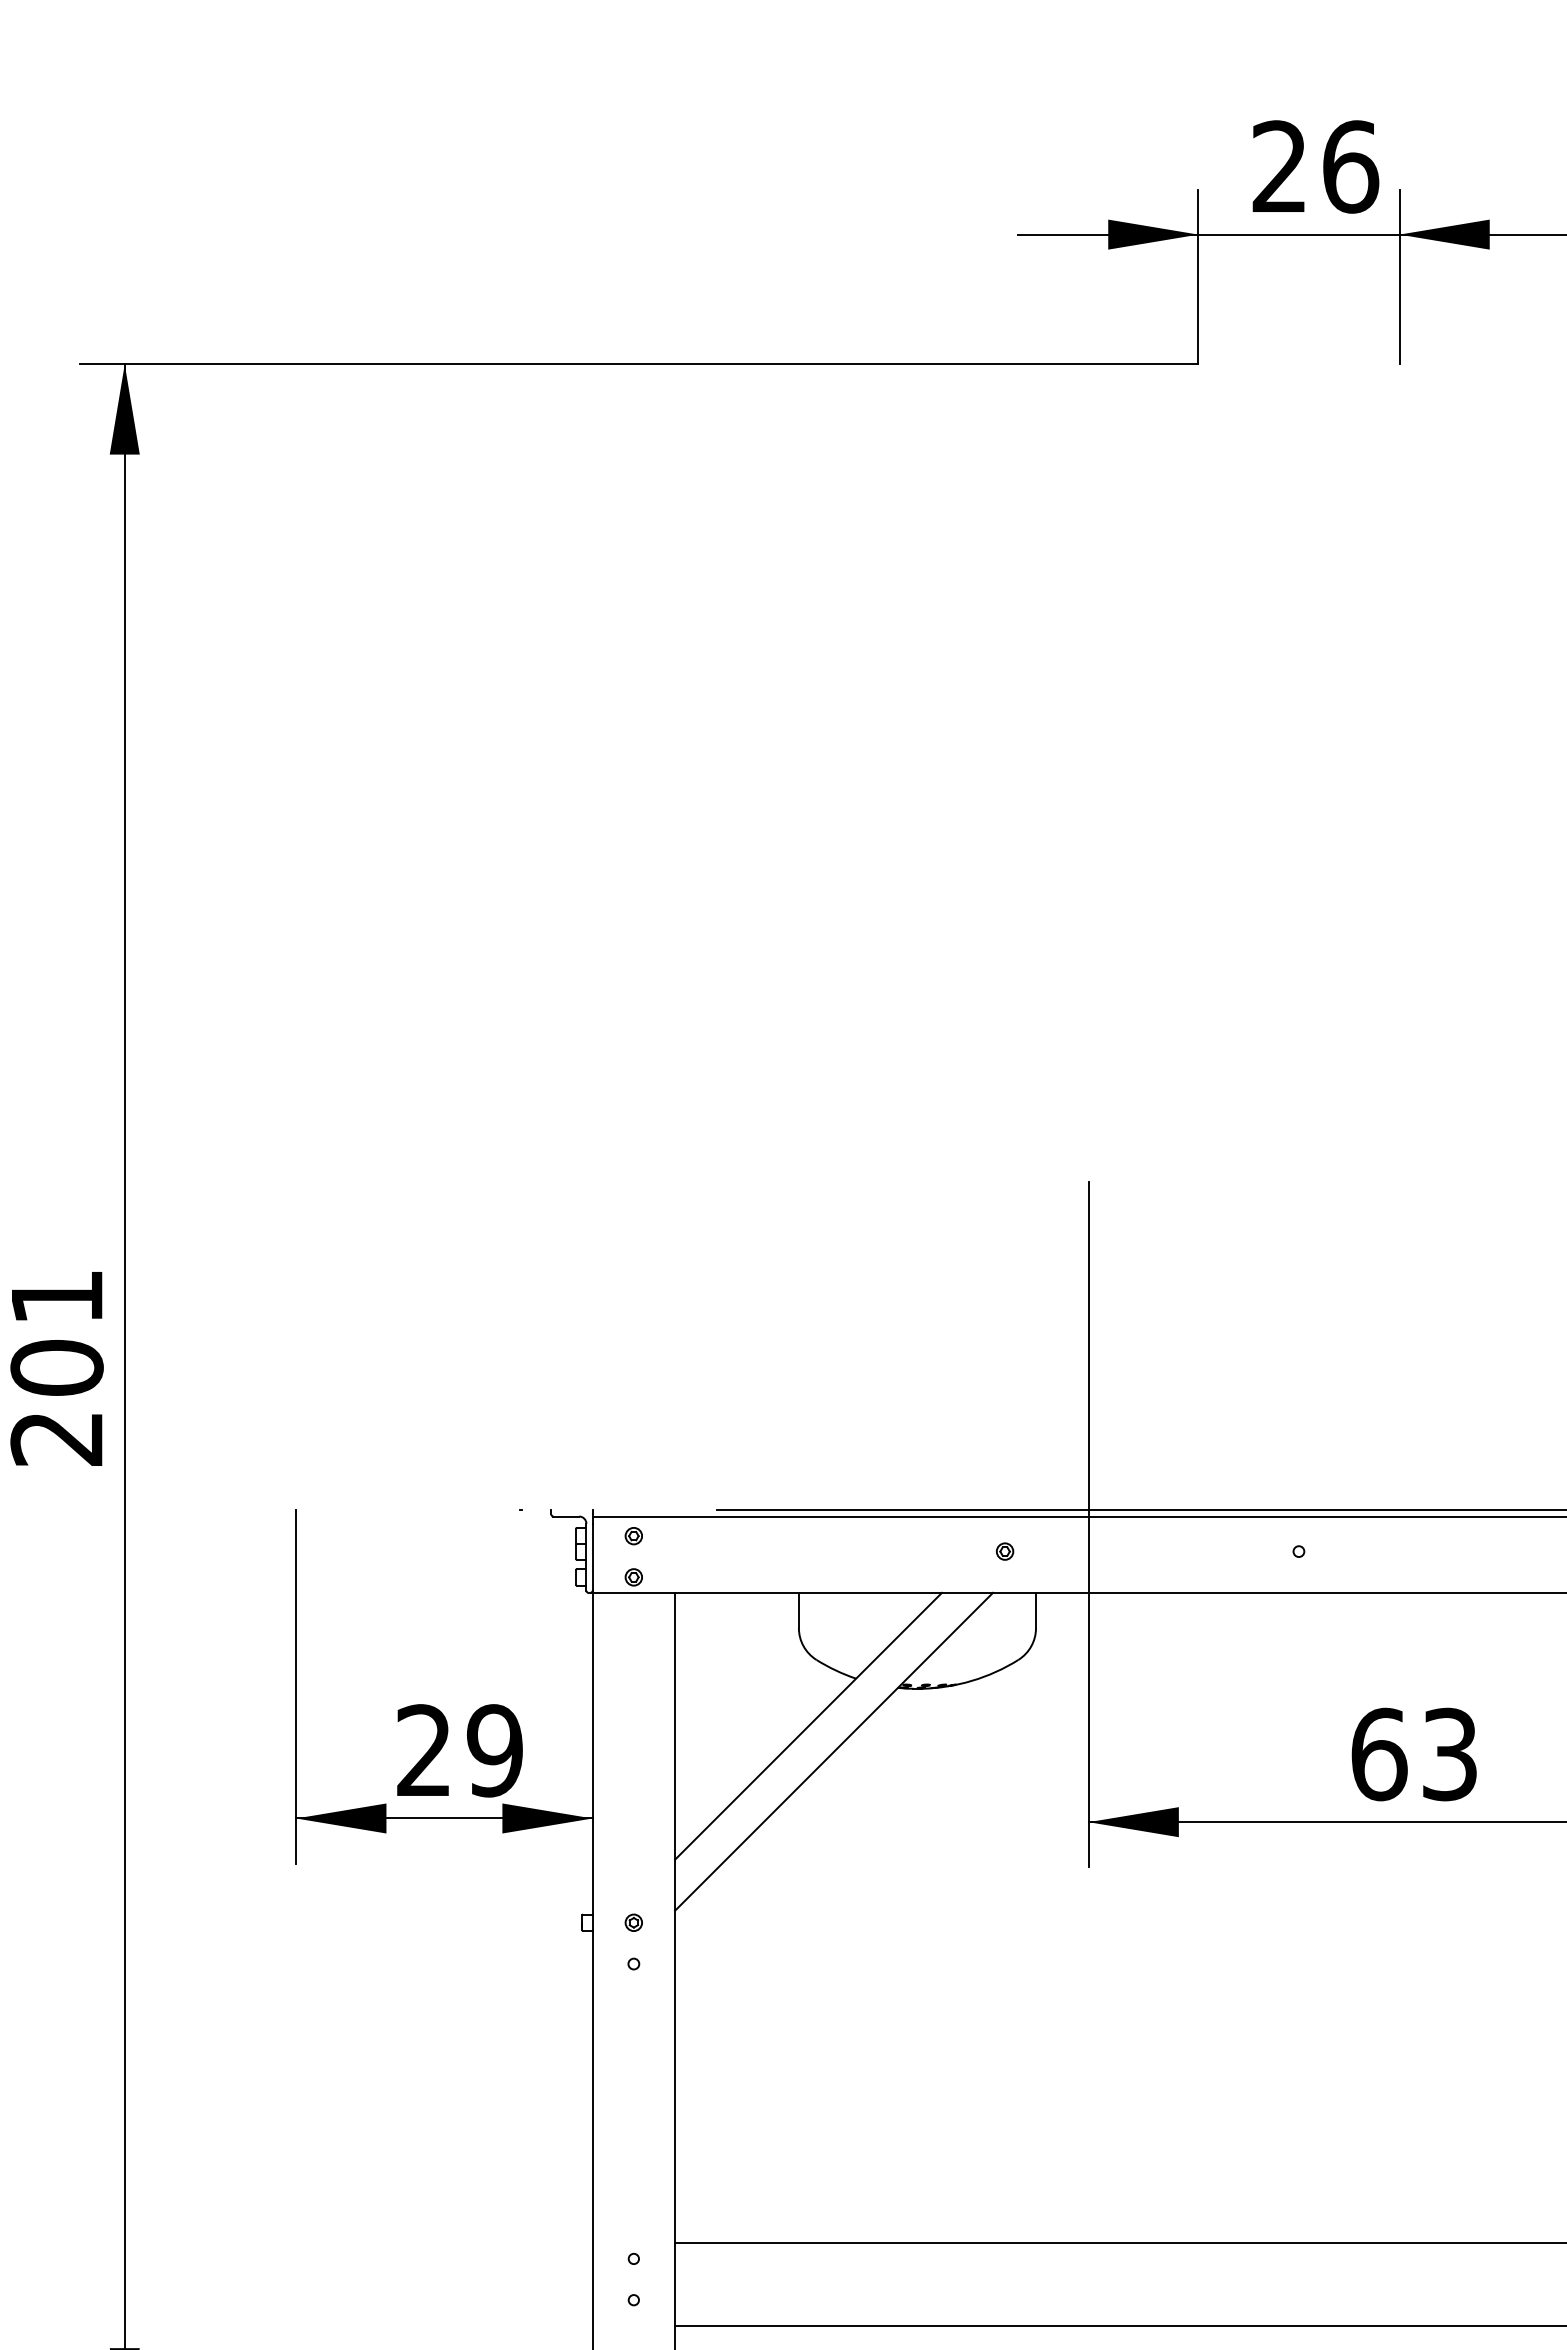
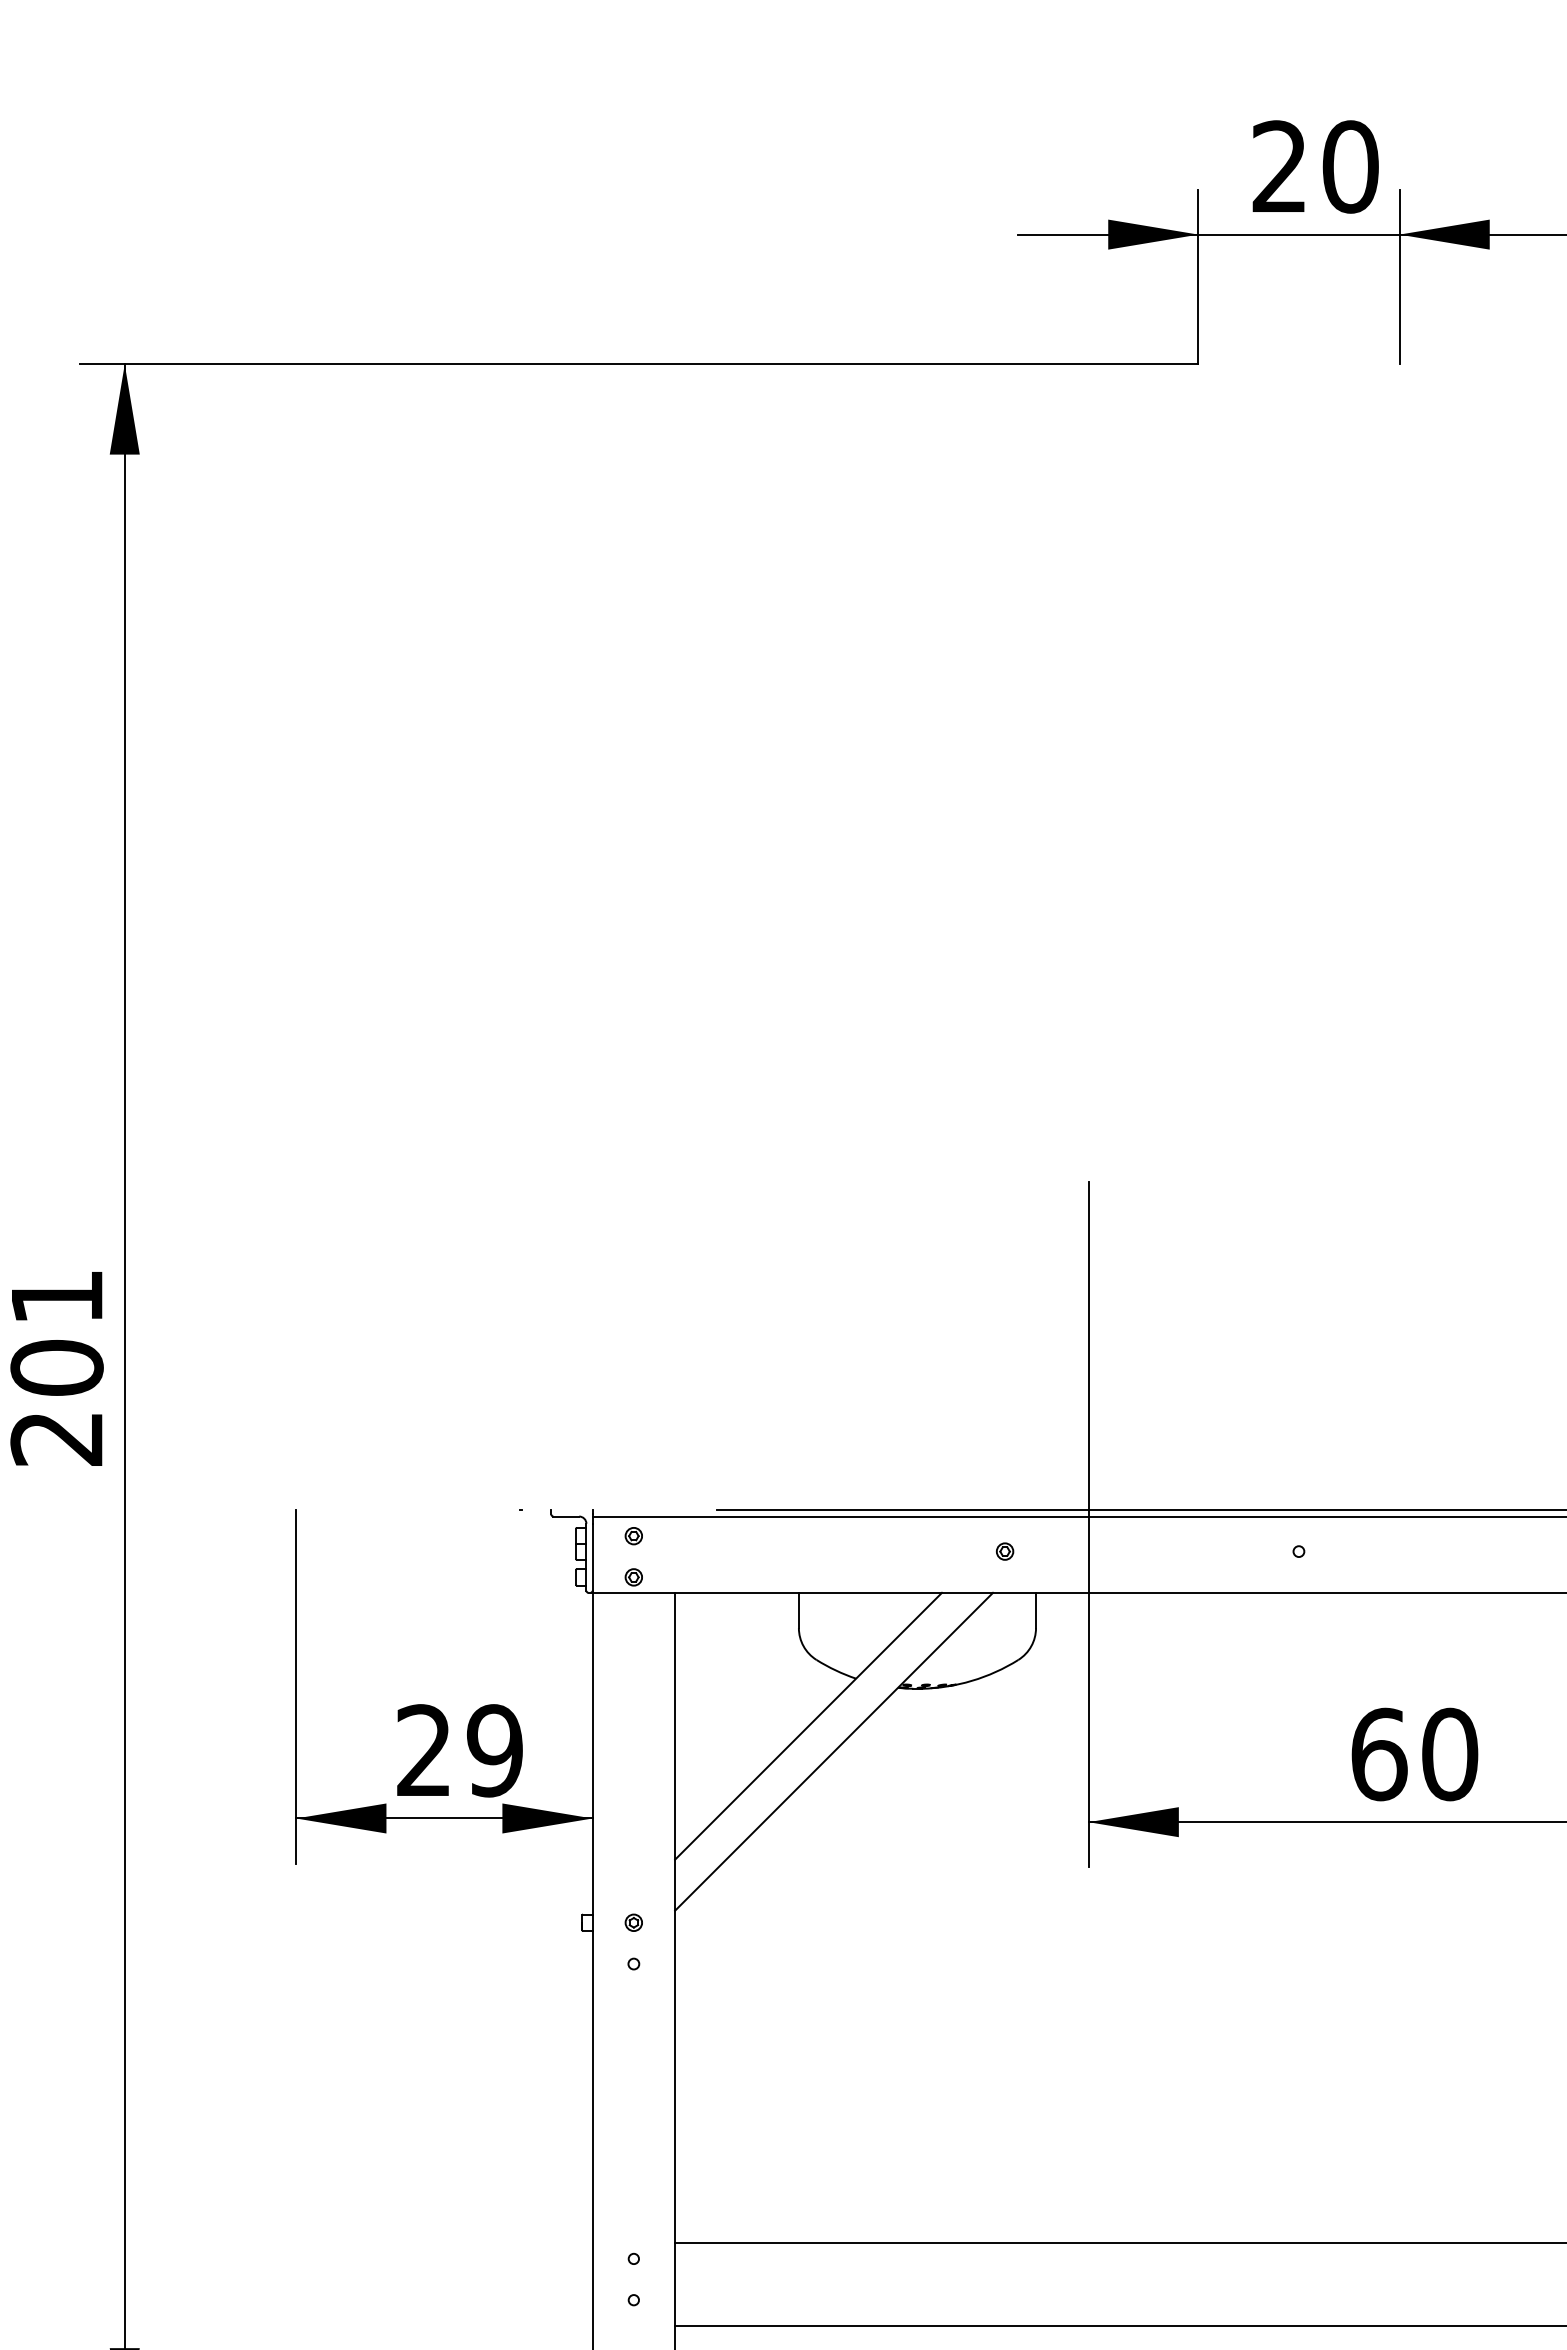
text: 26 -> 20 (1350, 166)
text: 63 -> 60 (1450, 1754)
